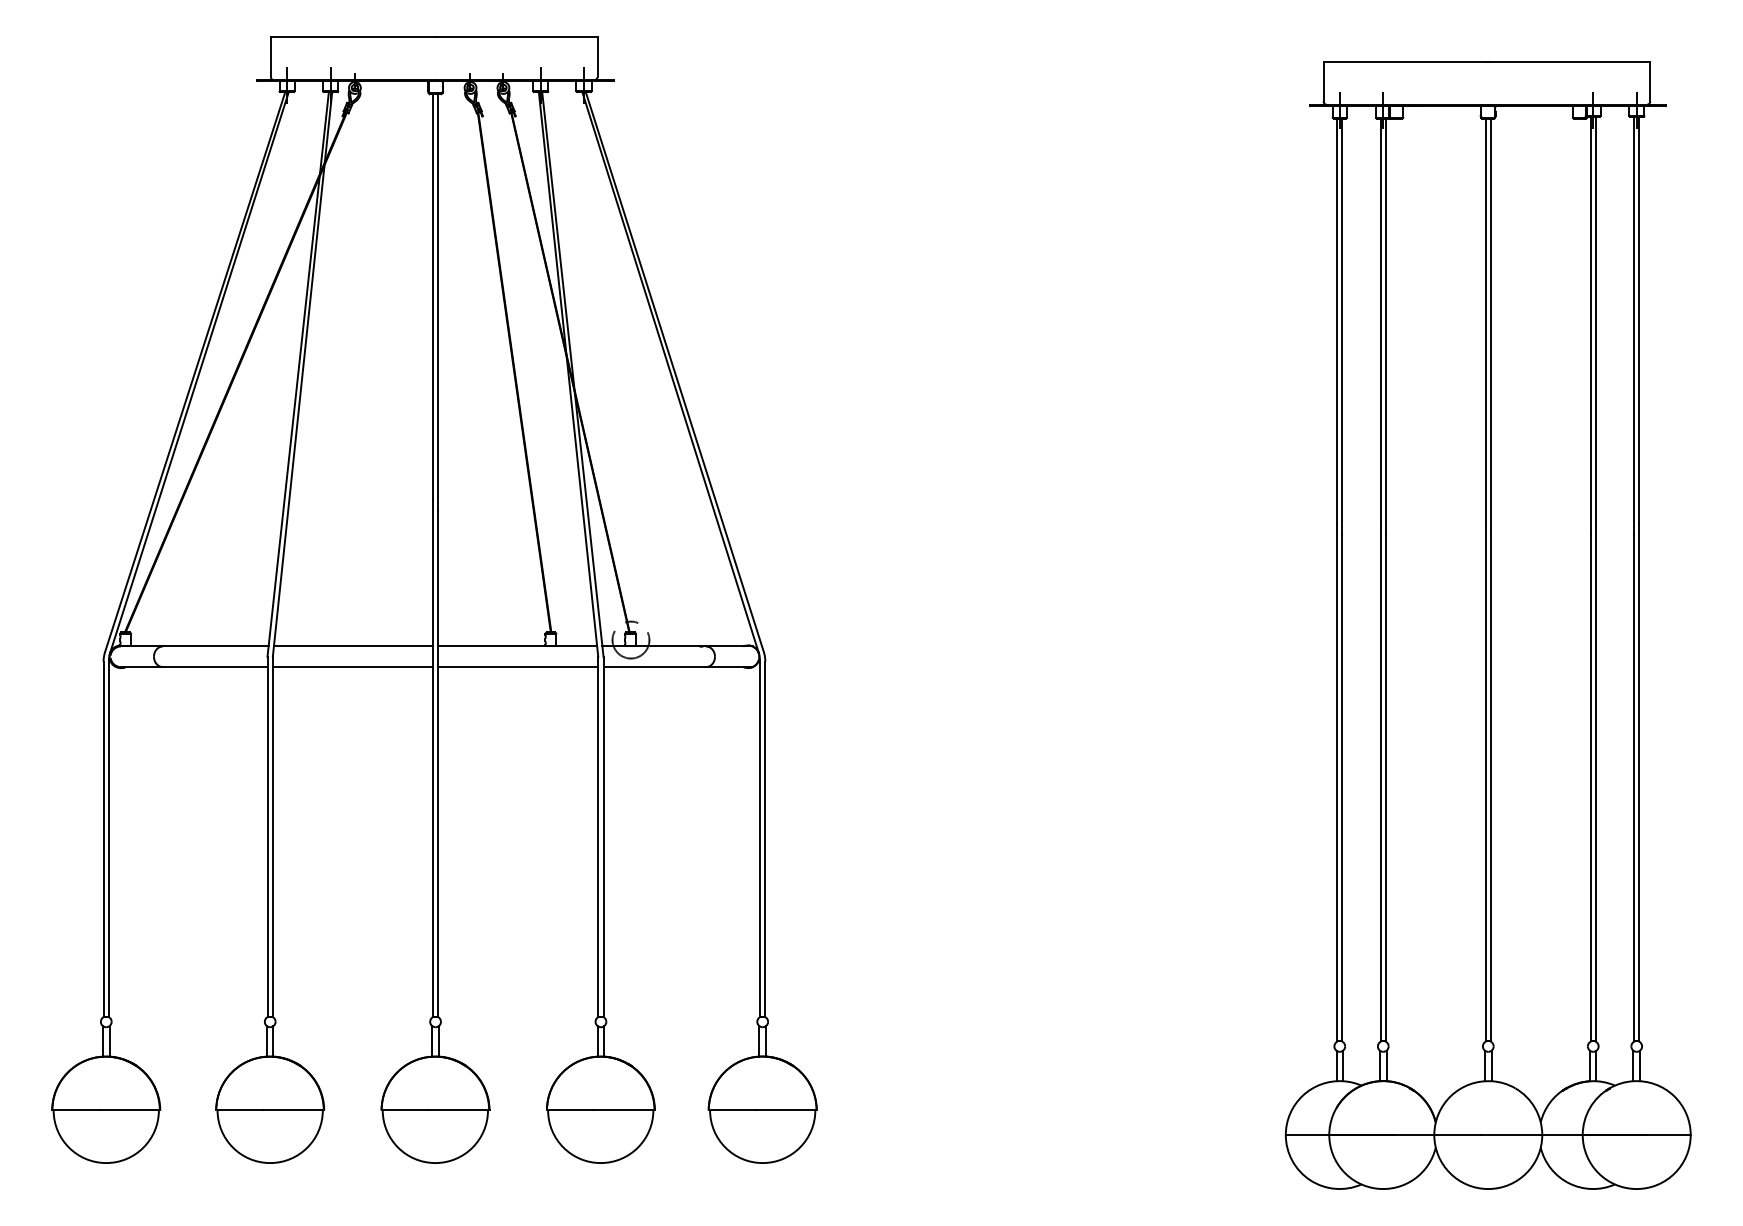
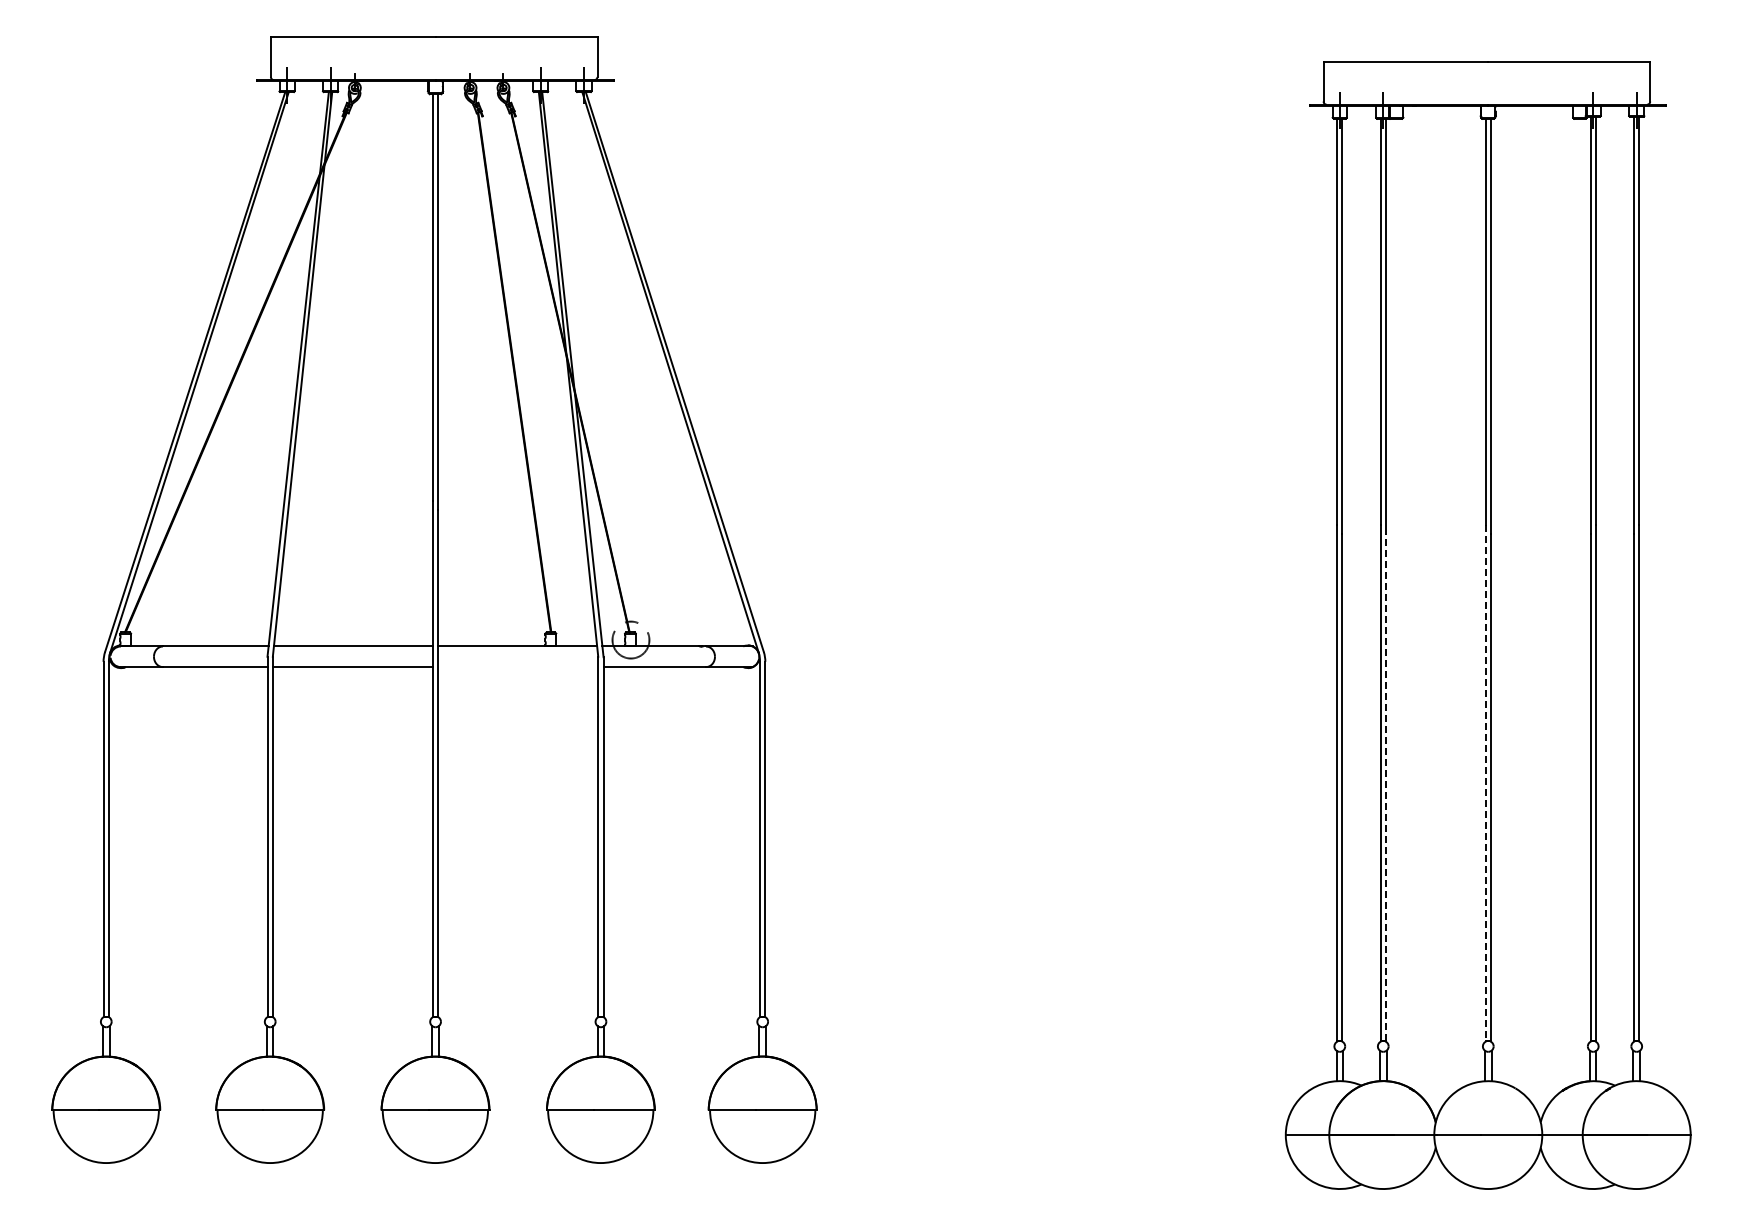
line: present -> none (518, 667)
line: solid -> dashed (1485, 783)
line: solid -> dashed (1385, 787)
